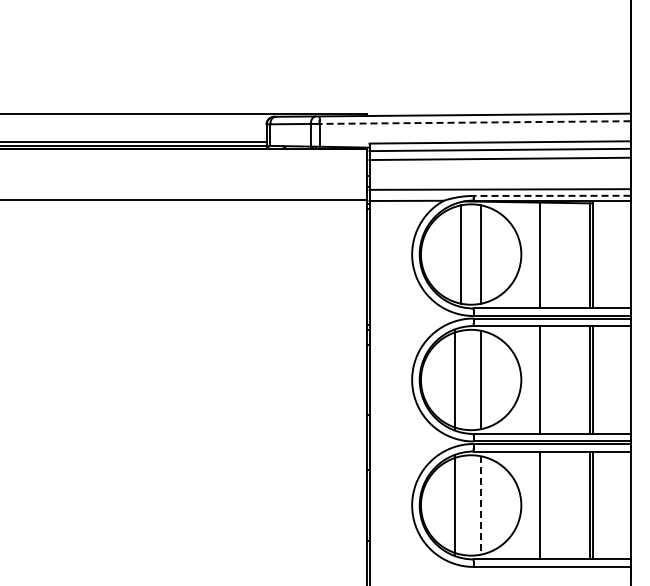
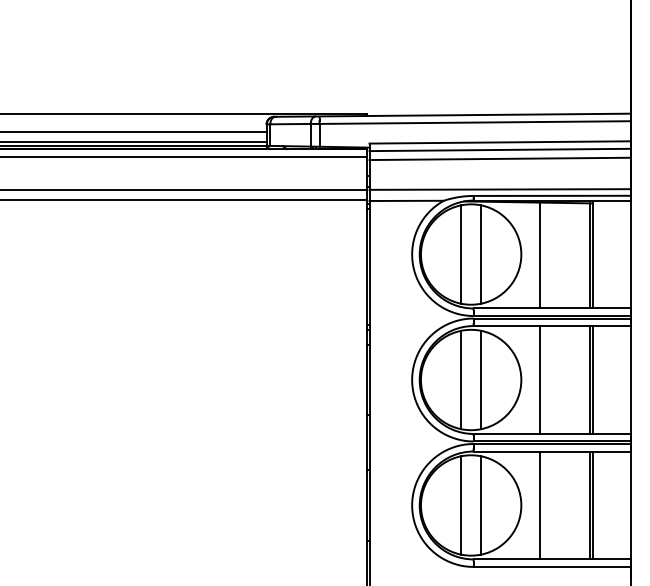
line: dashed -> solid (474, 122)
line: none -> present (134, 131)
line: none -> present (184, 157)
line: none -> present (184, 189)
line: dashed -> solid (551, 195)
line position: (455, 379) -> (461, 379) (461, 379)
line position: (455, 505) -> (461, 505) (461, 505)
line: dashed -> solid (481, 505)
